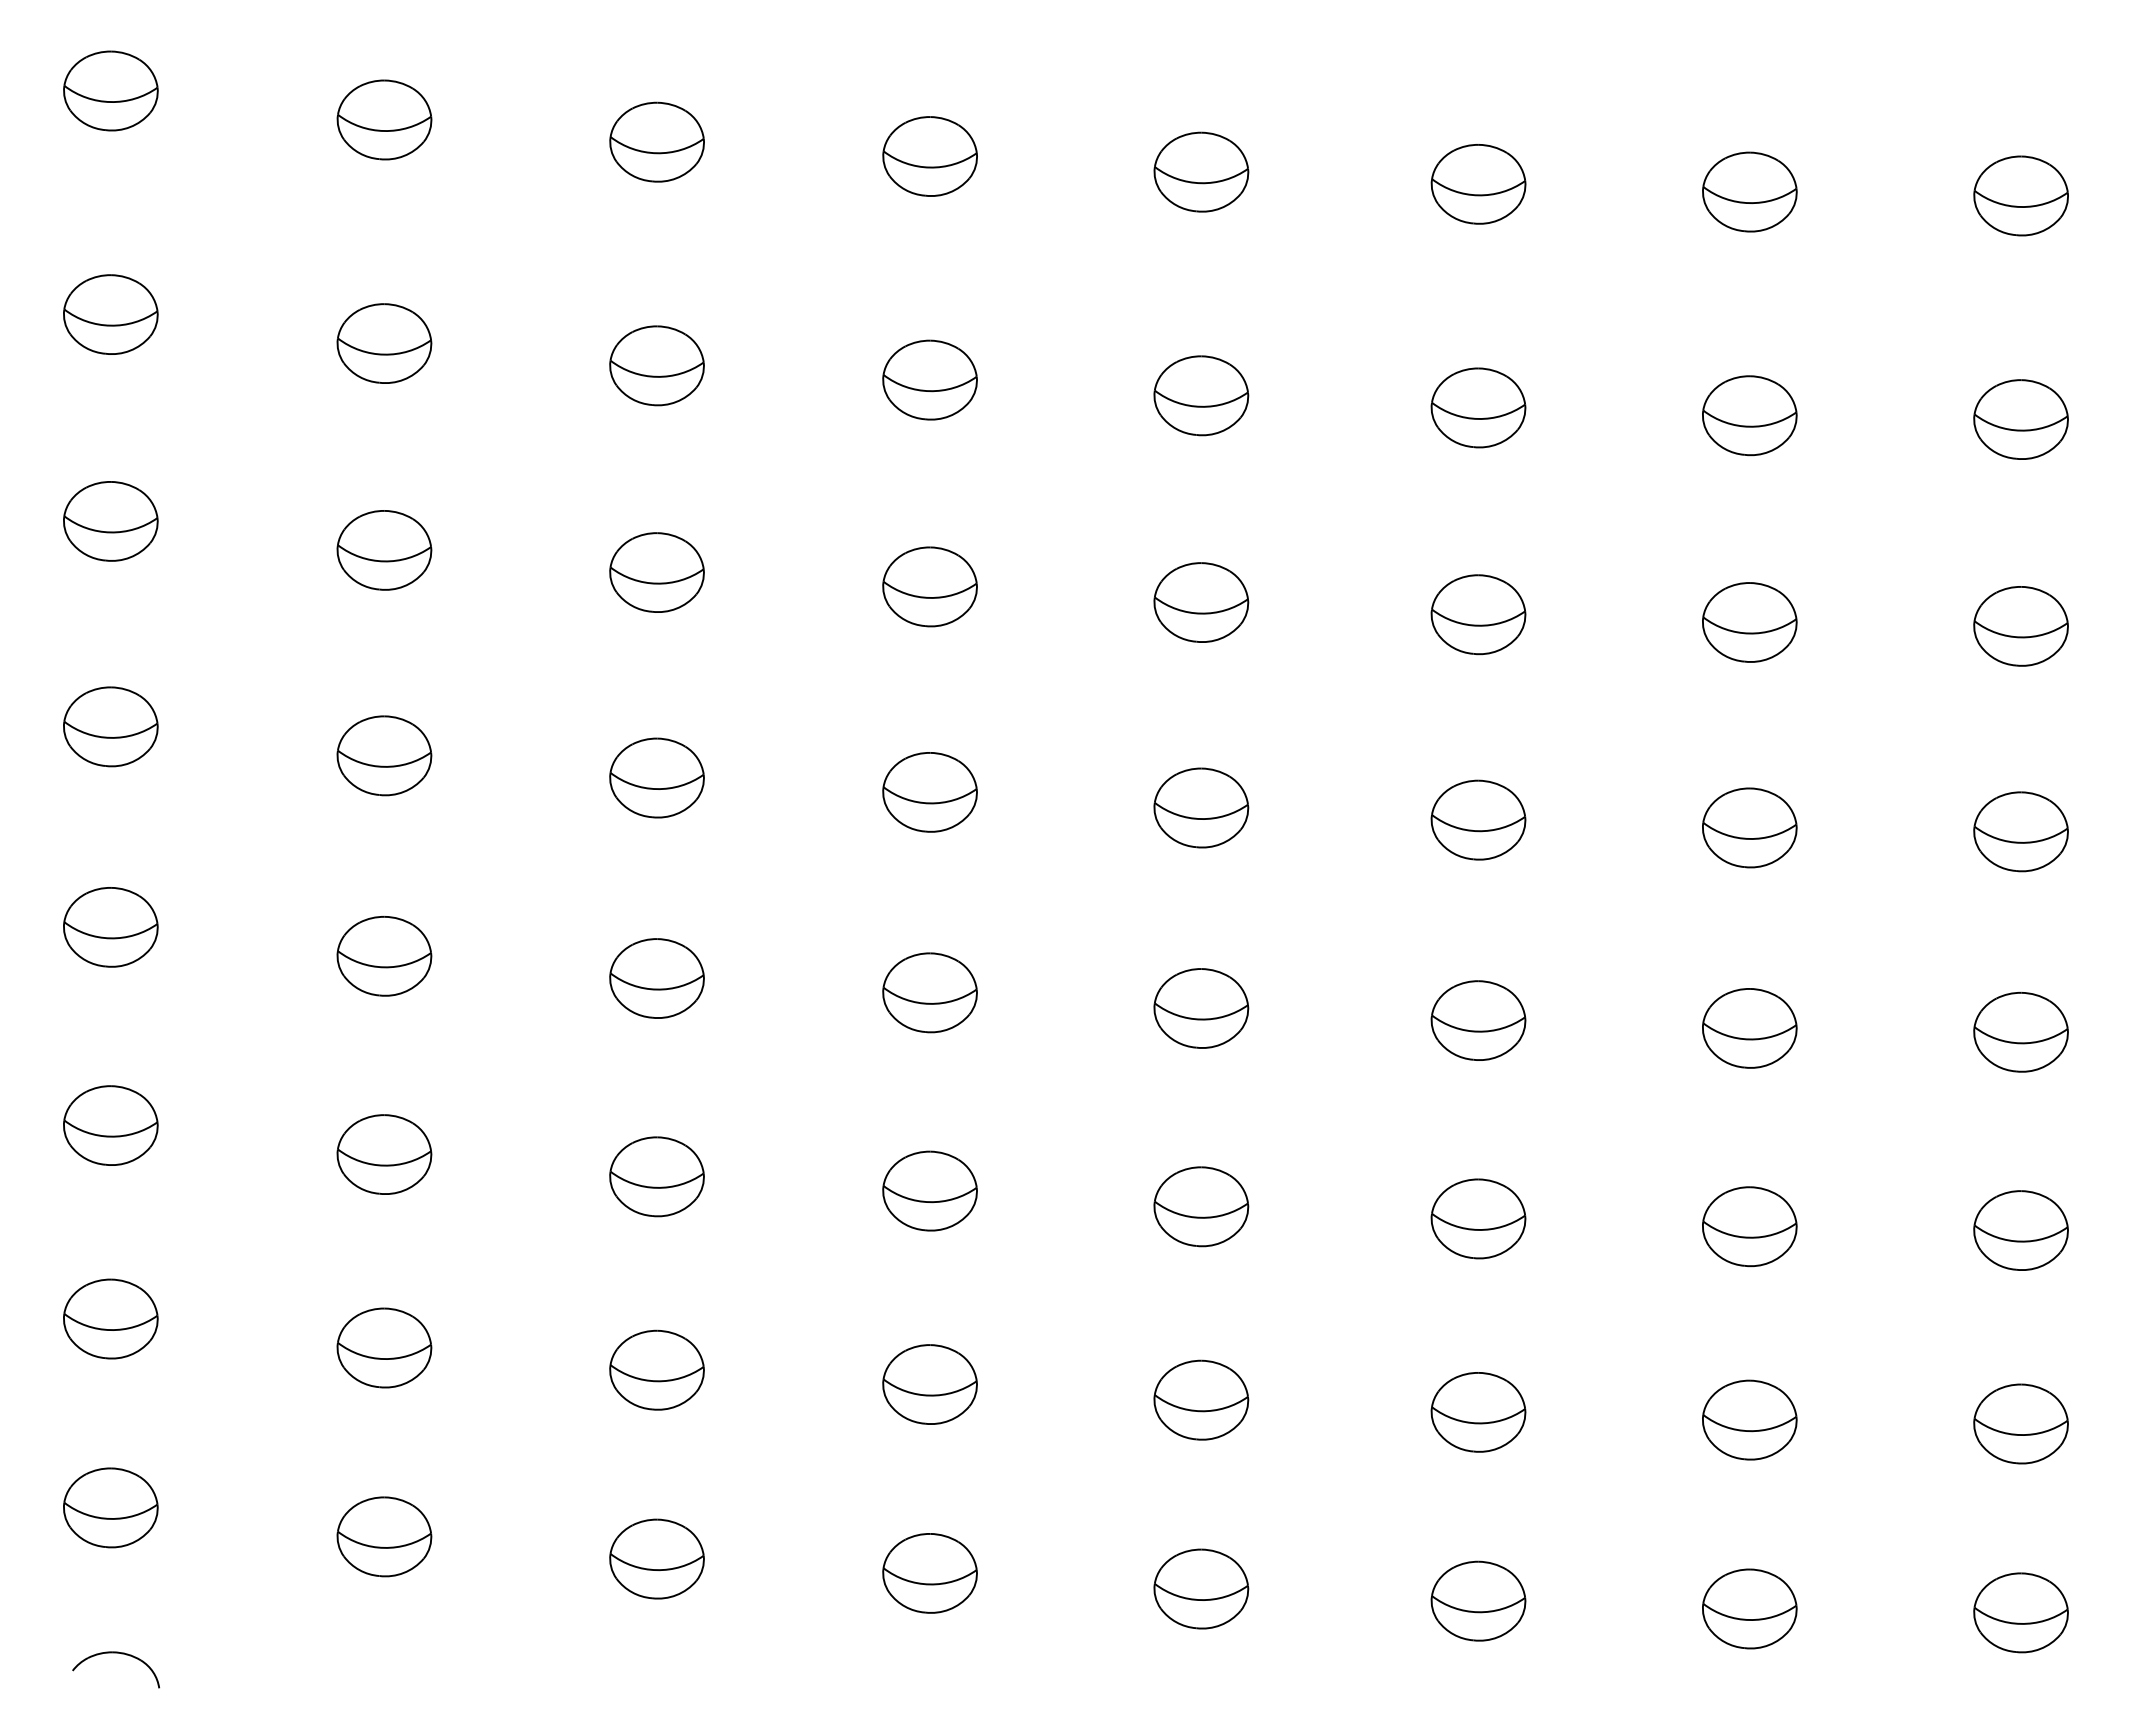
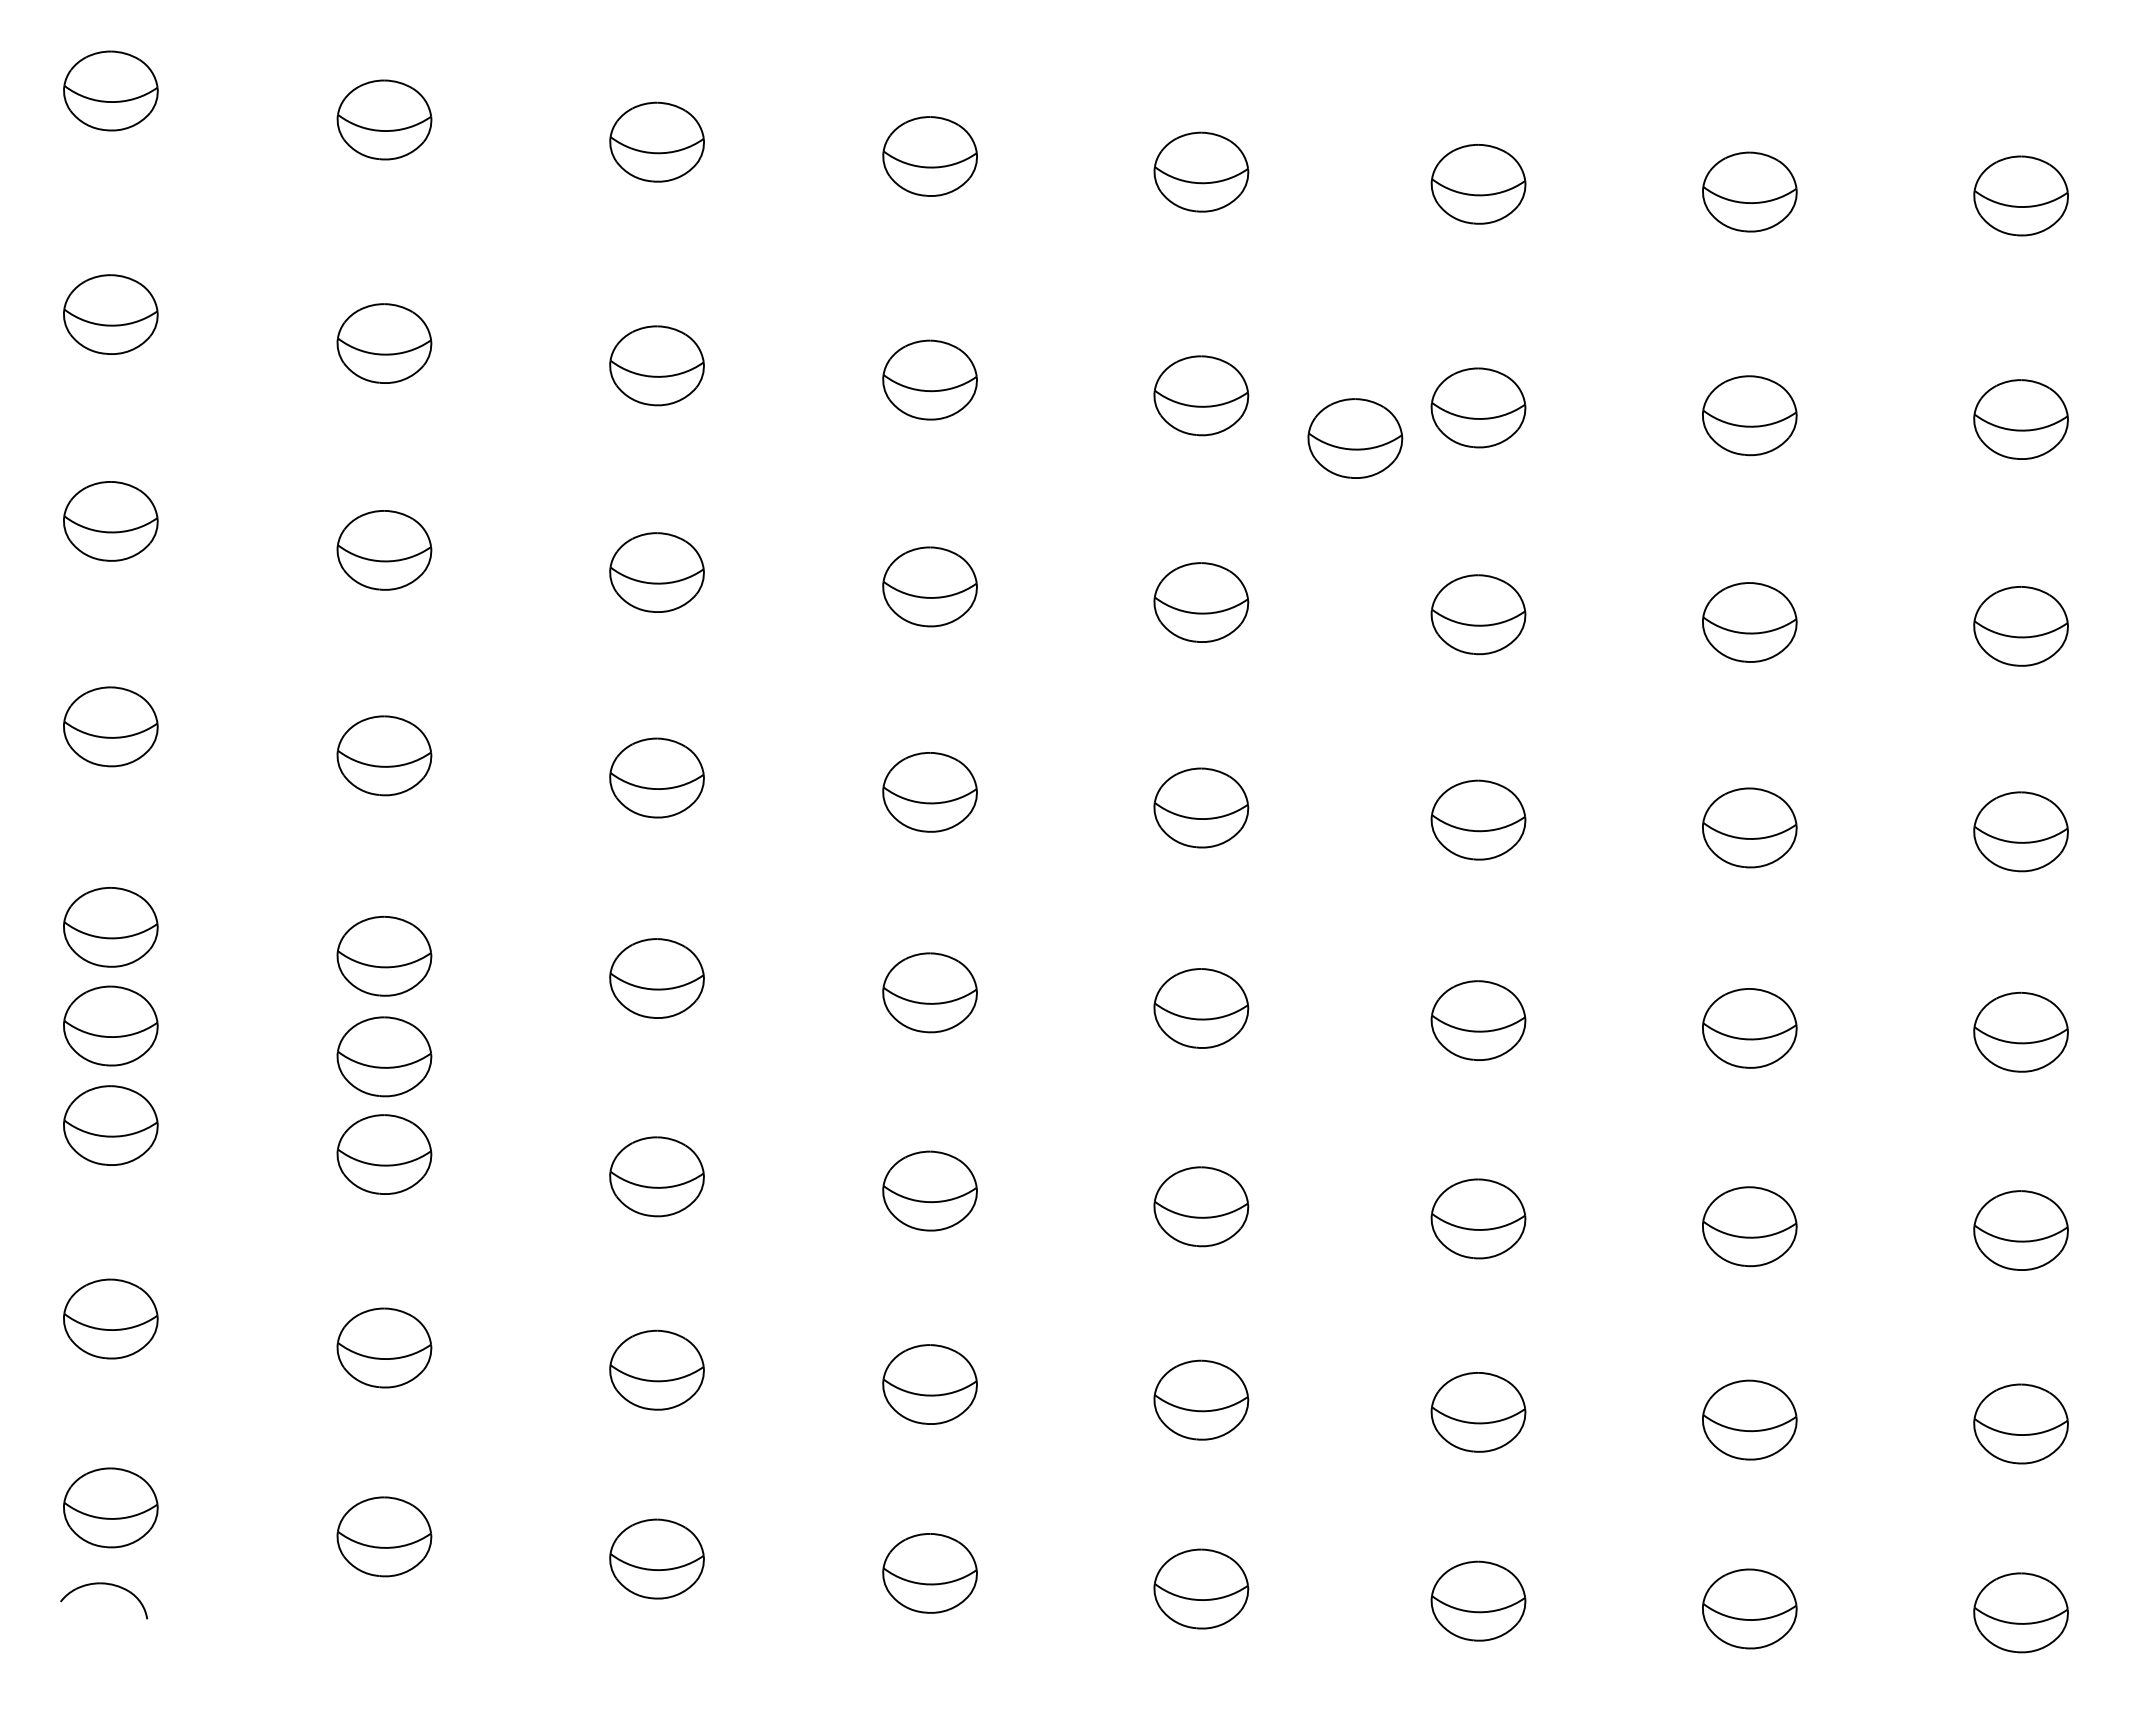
part: none -> present (1355, 438)
part: none -> present (110, 1025)
part: none -> present (384, 1056)
part position: (115, 1653) -> (103, 1584) (103, 1584)
